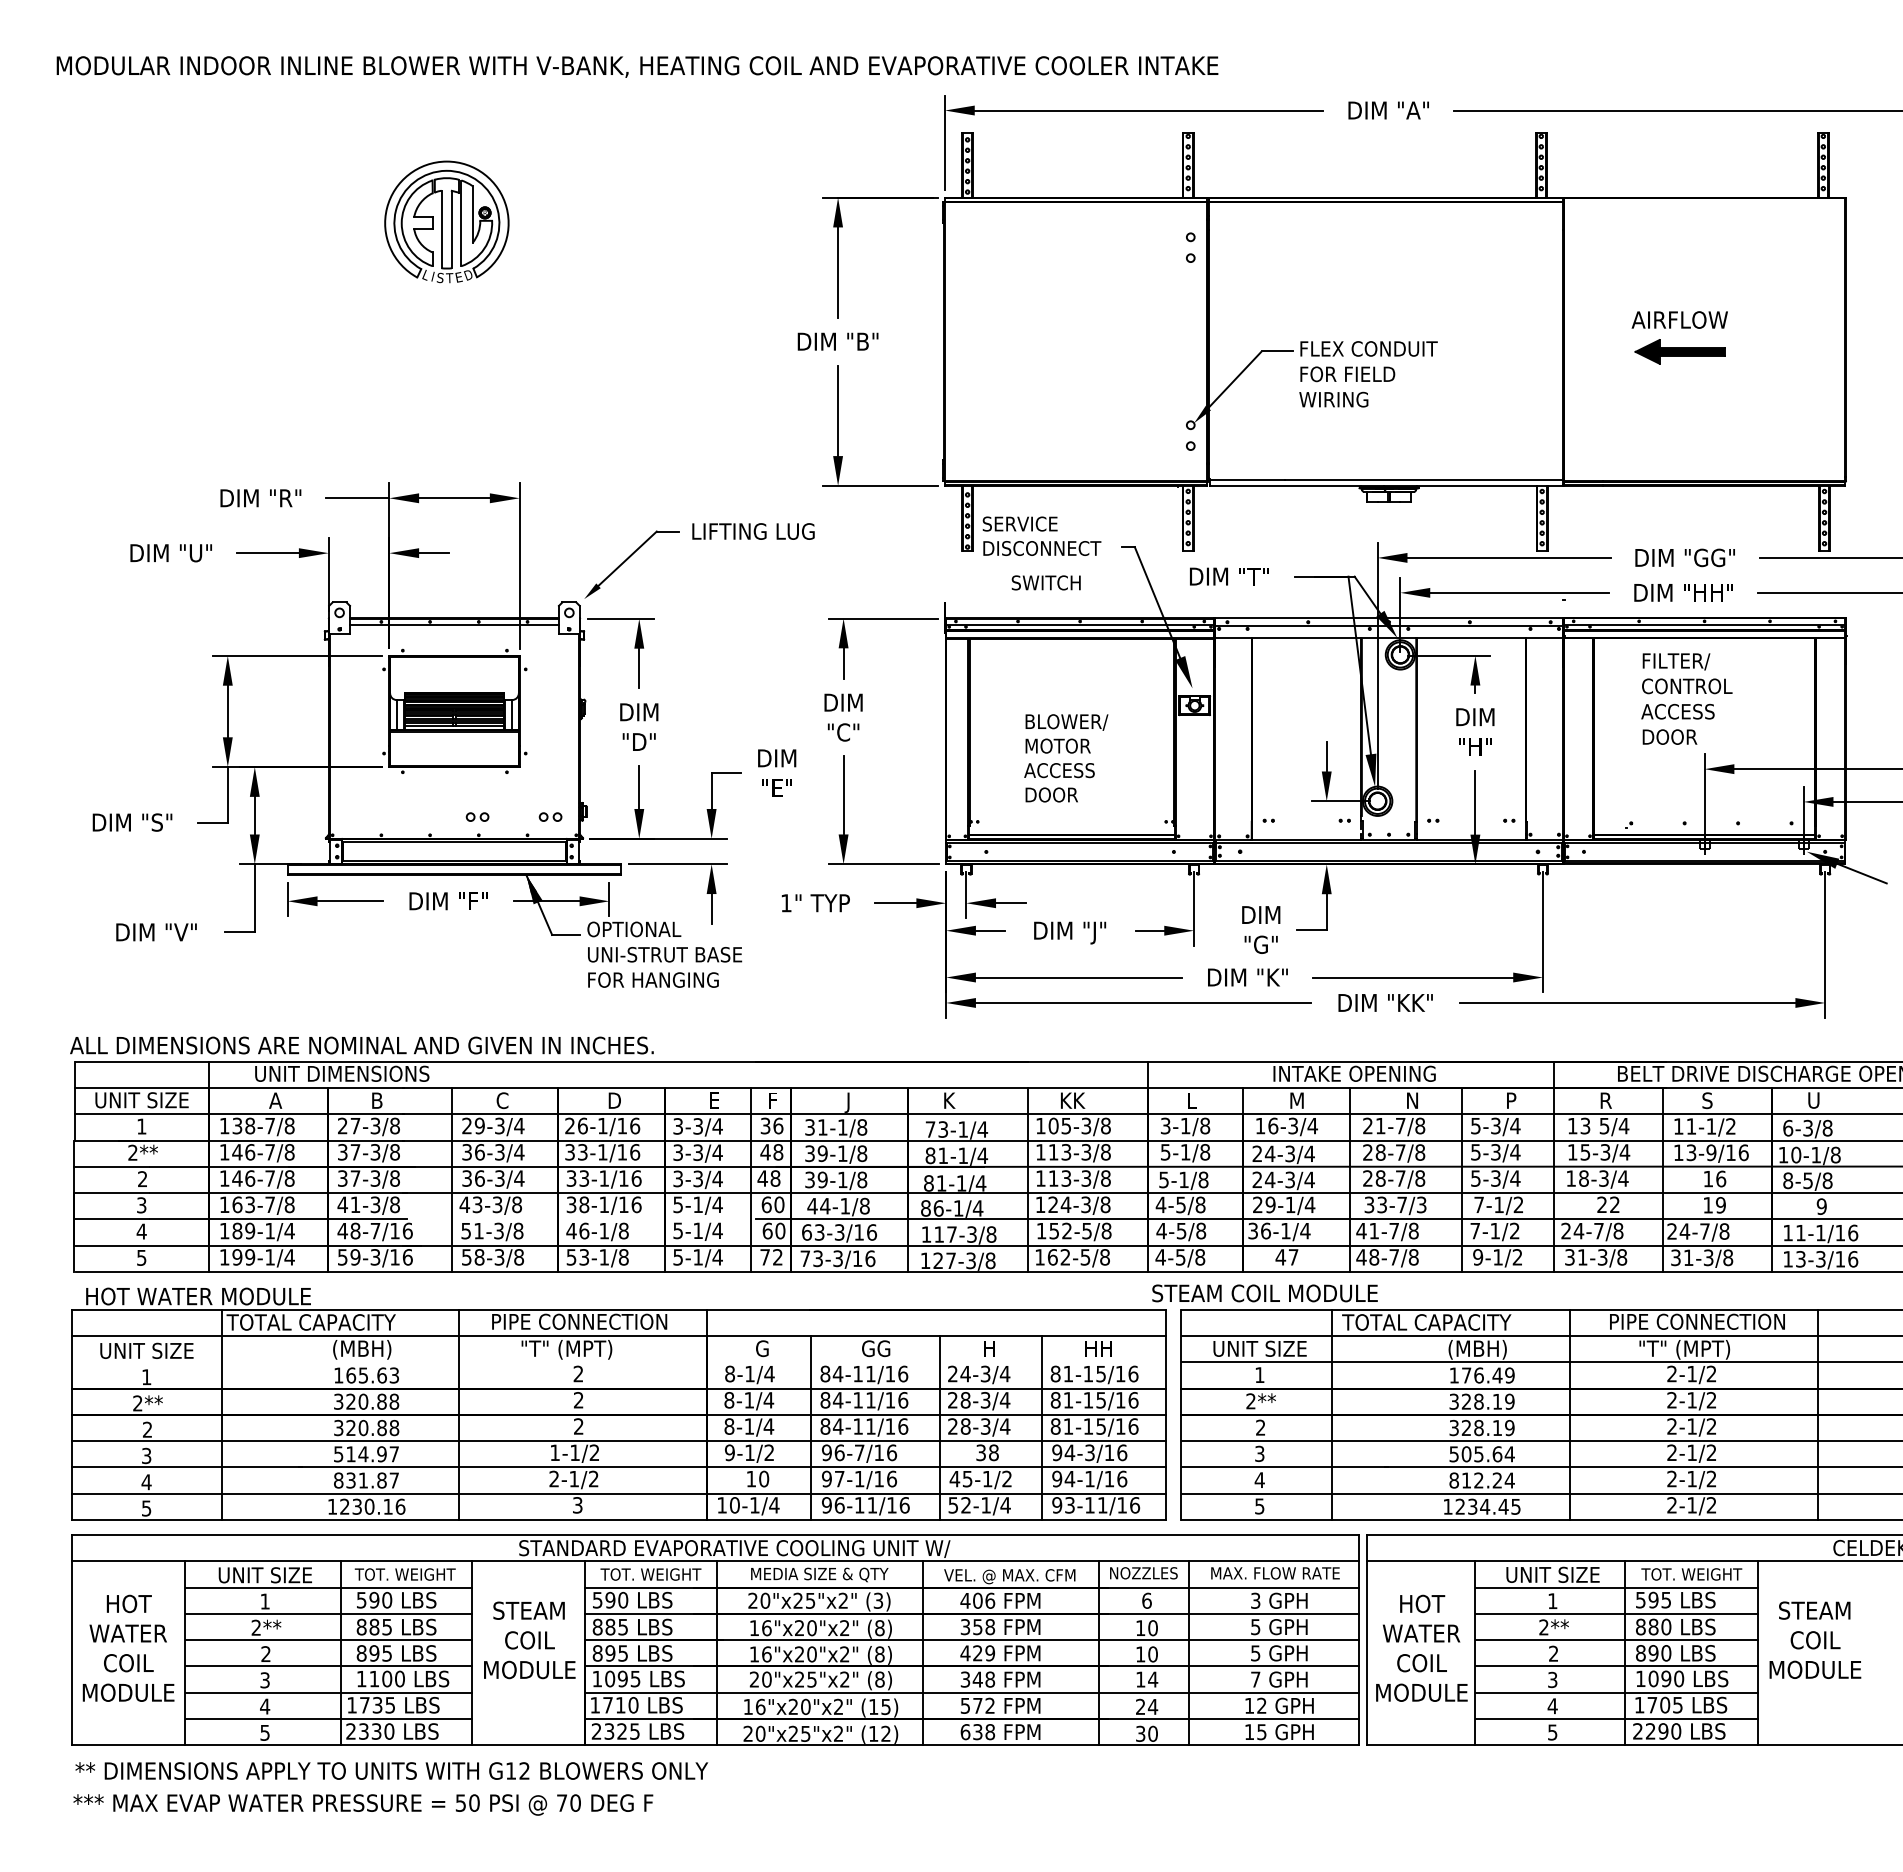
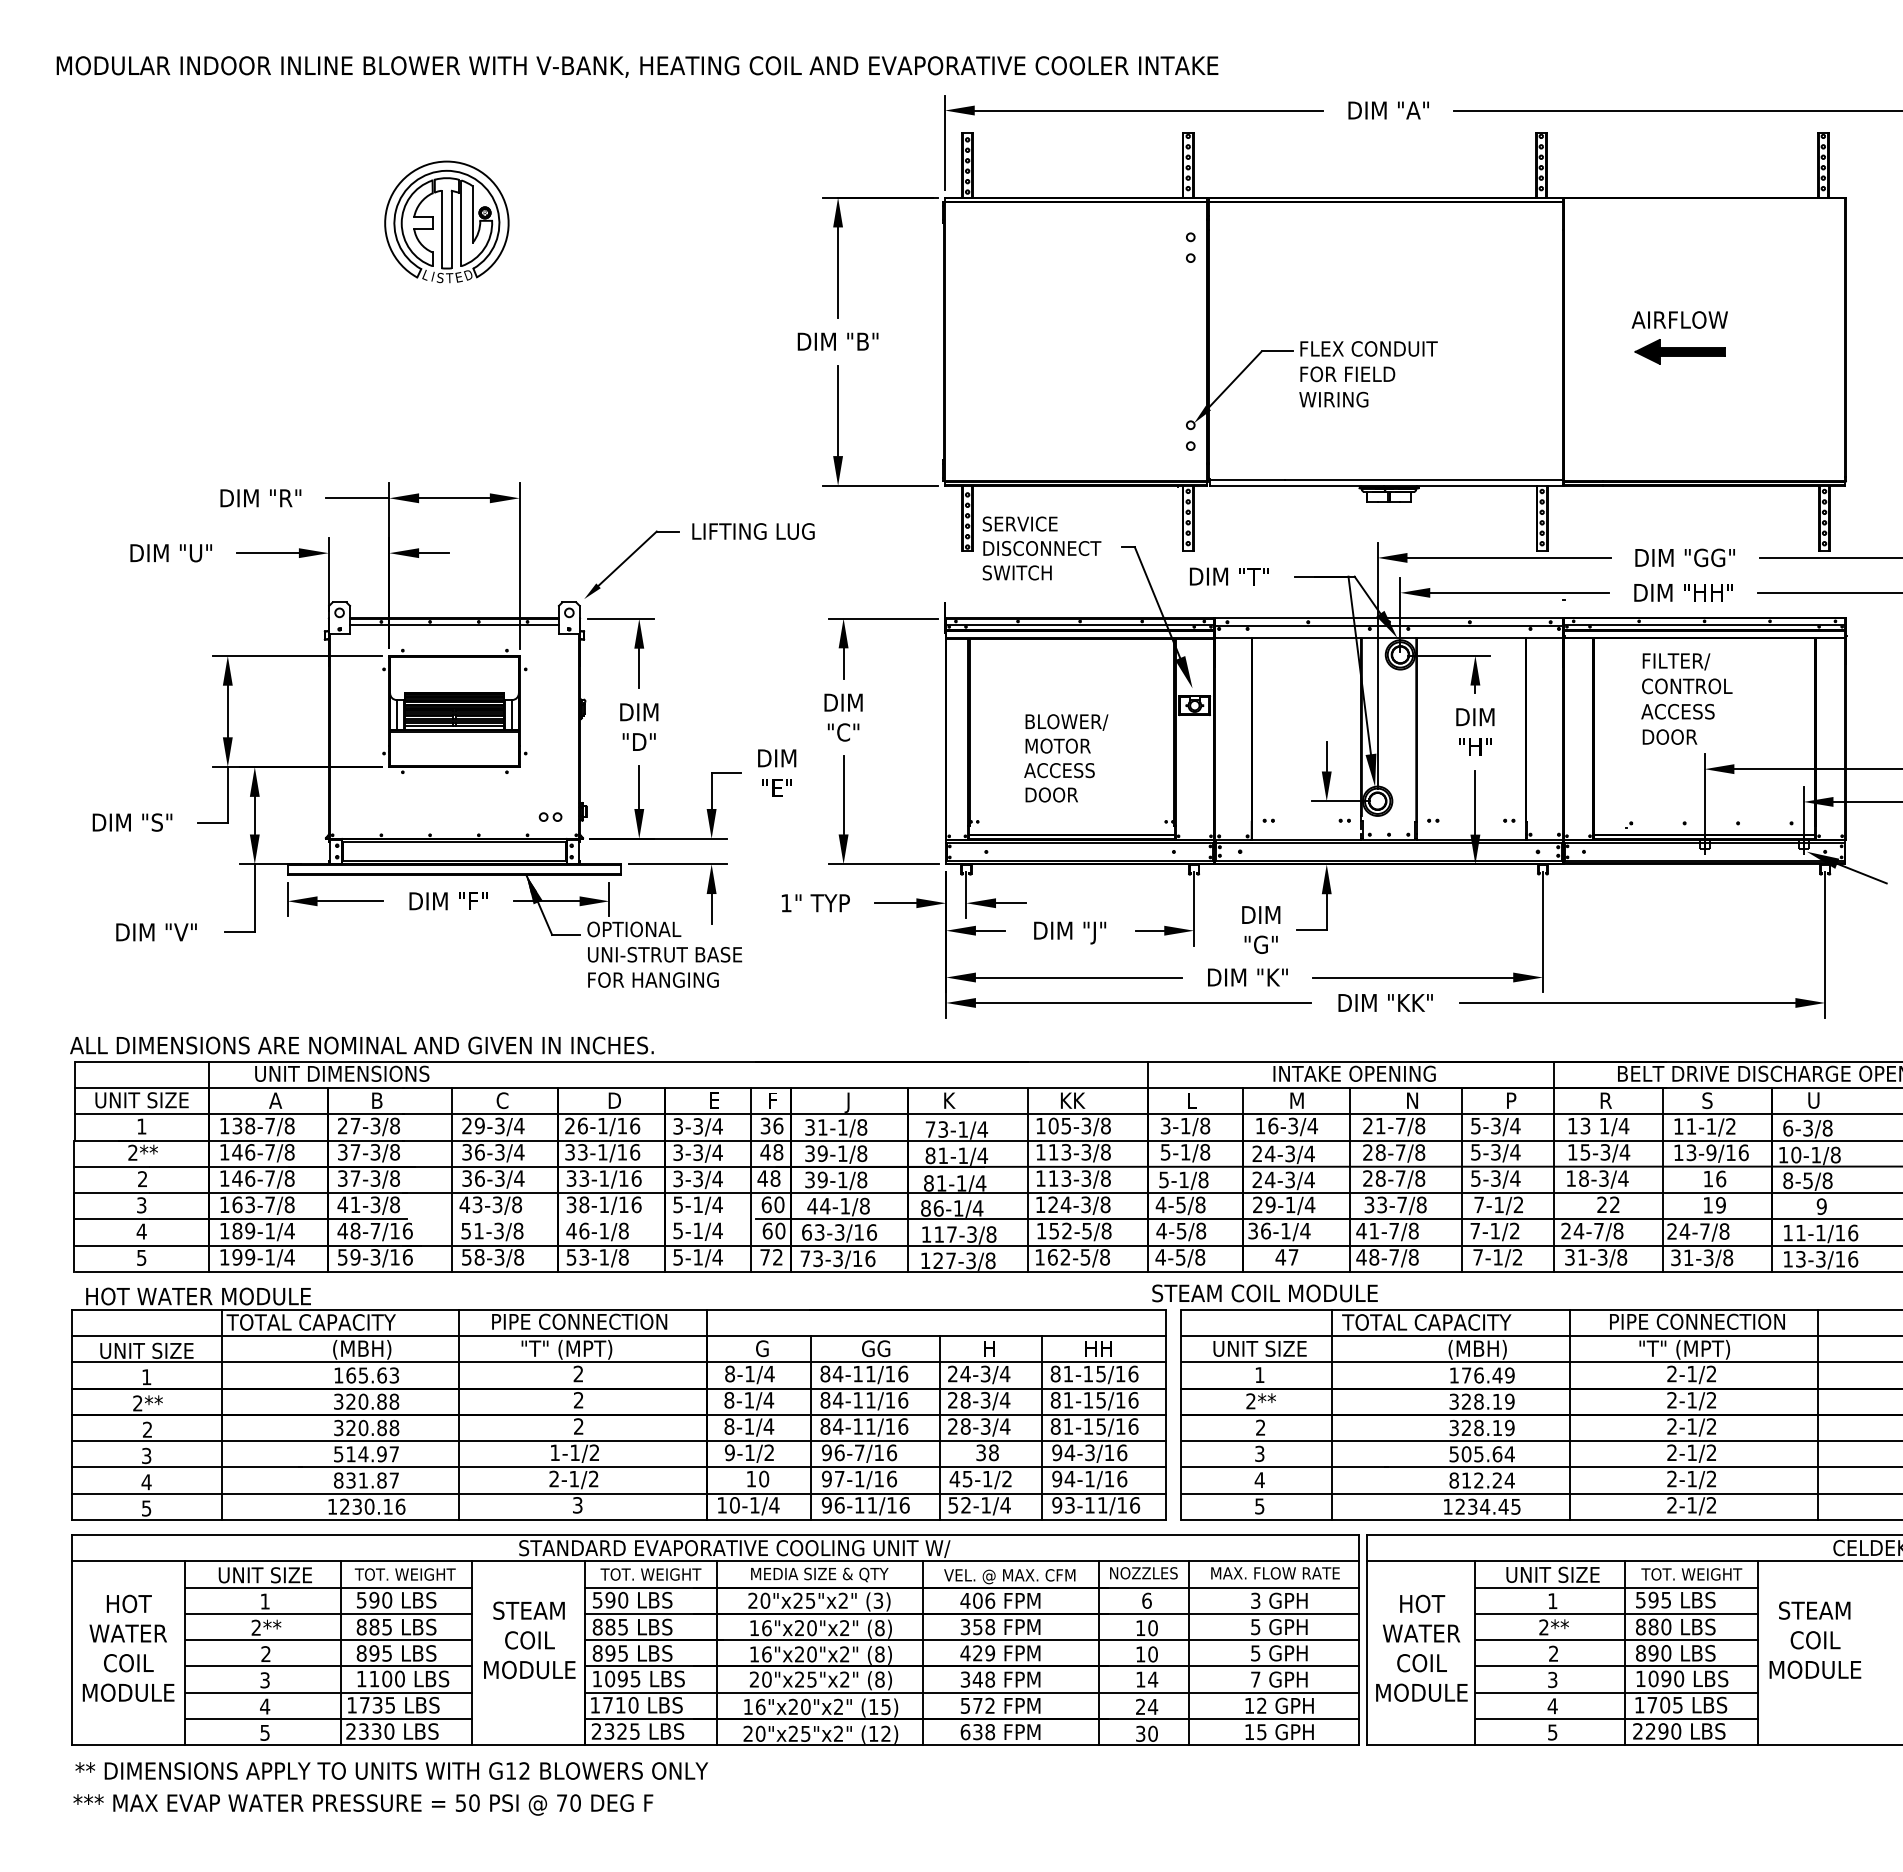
text position: (1045, 582) -> (1016, 572) (1016, 572)
part: present -> none (477, 816)
text: 5/4 -> 1/4 (1604, 1126)
text: 33-7/3 -> 33-7/8 (1421, 1204)
text: 9-1/2 -> 7-1/2 (1478, 1257)
line: none -> present (619, 1362)
